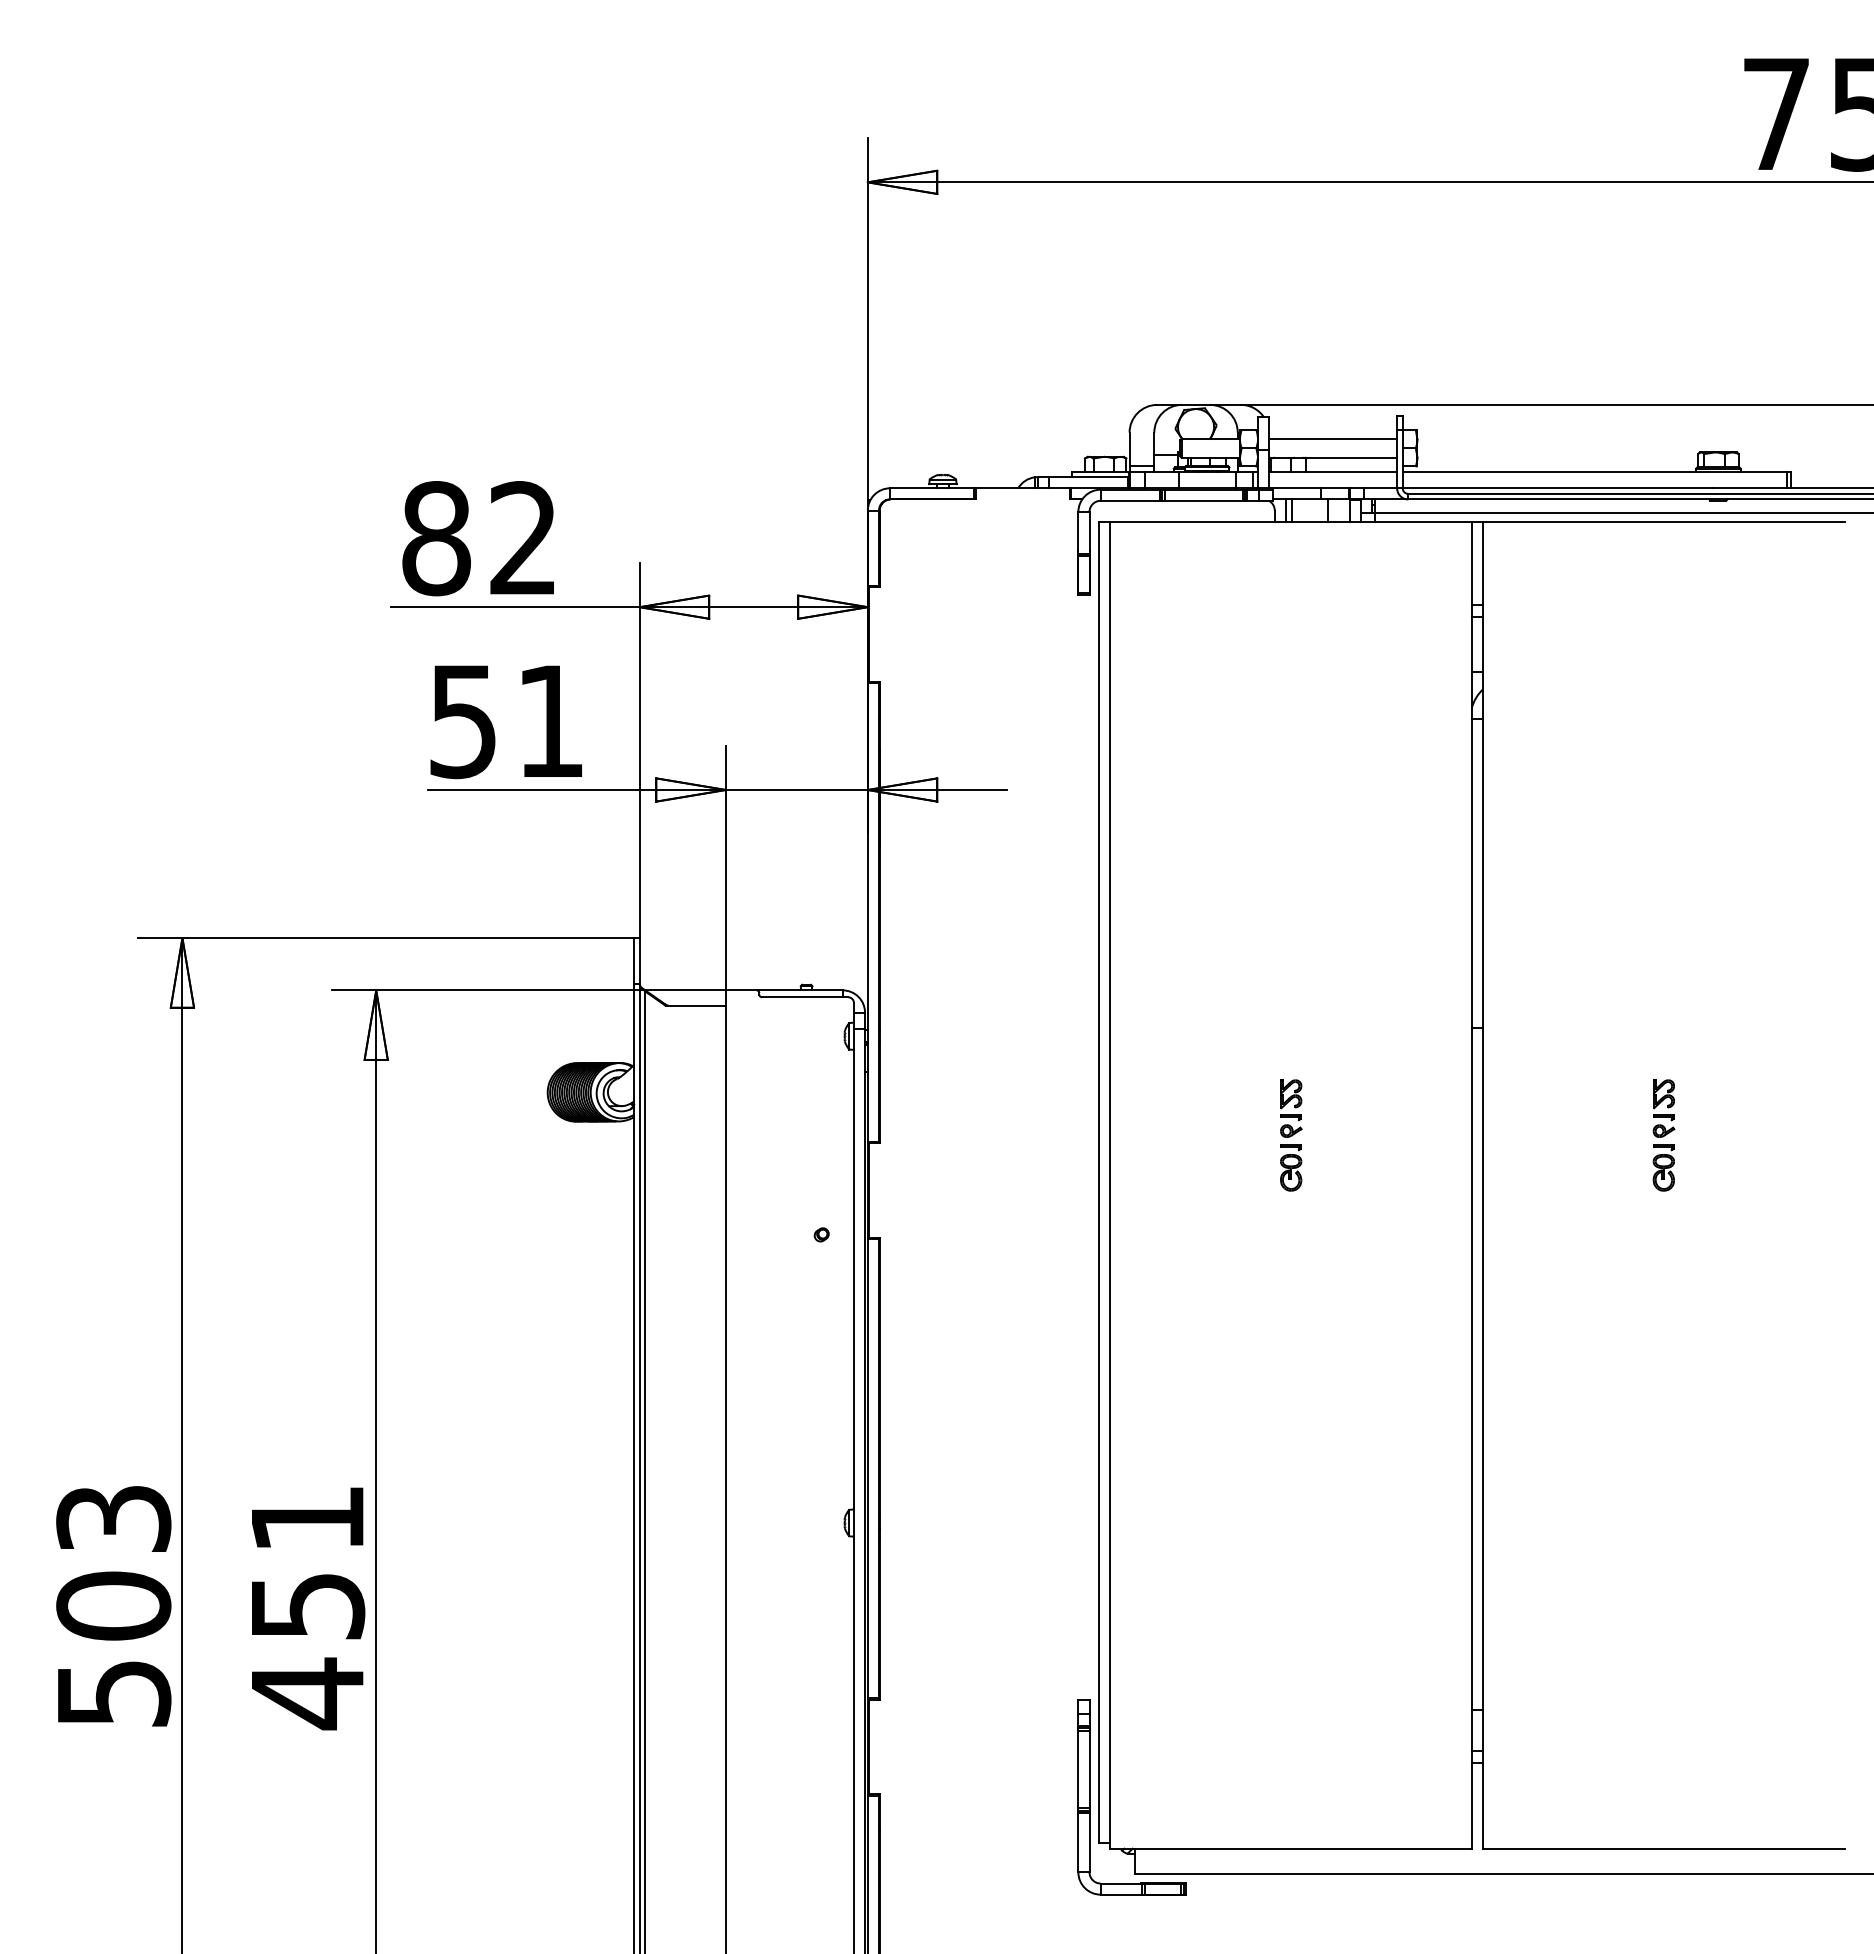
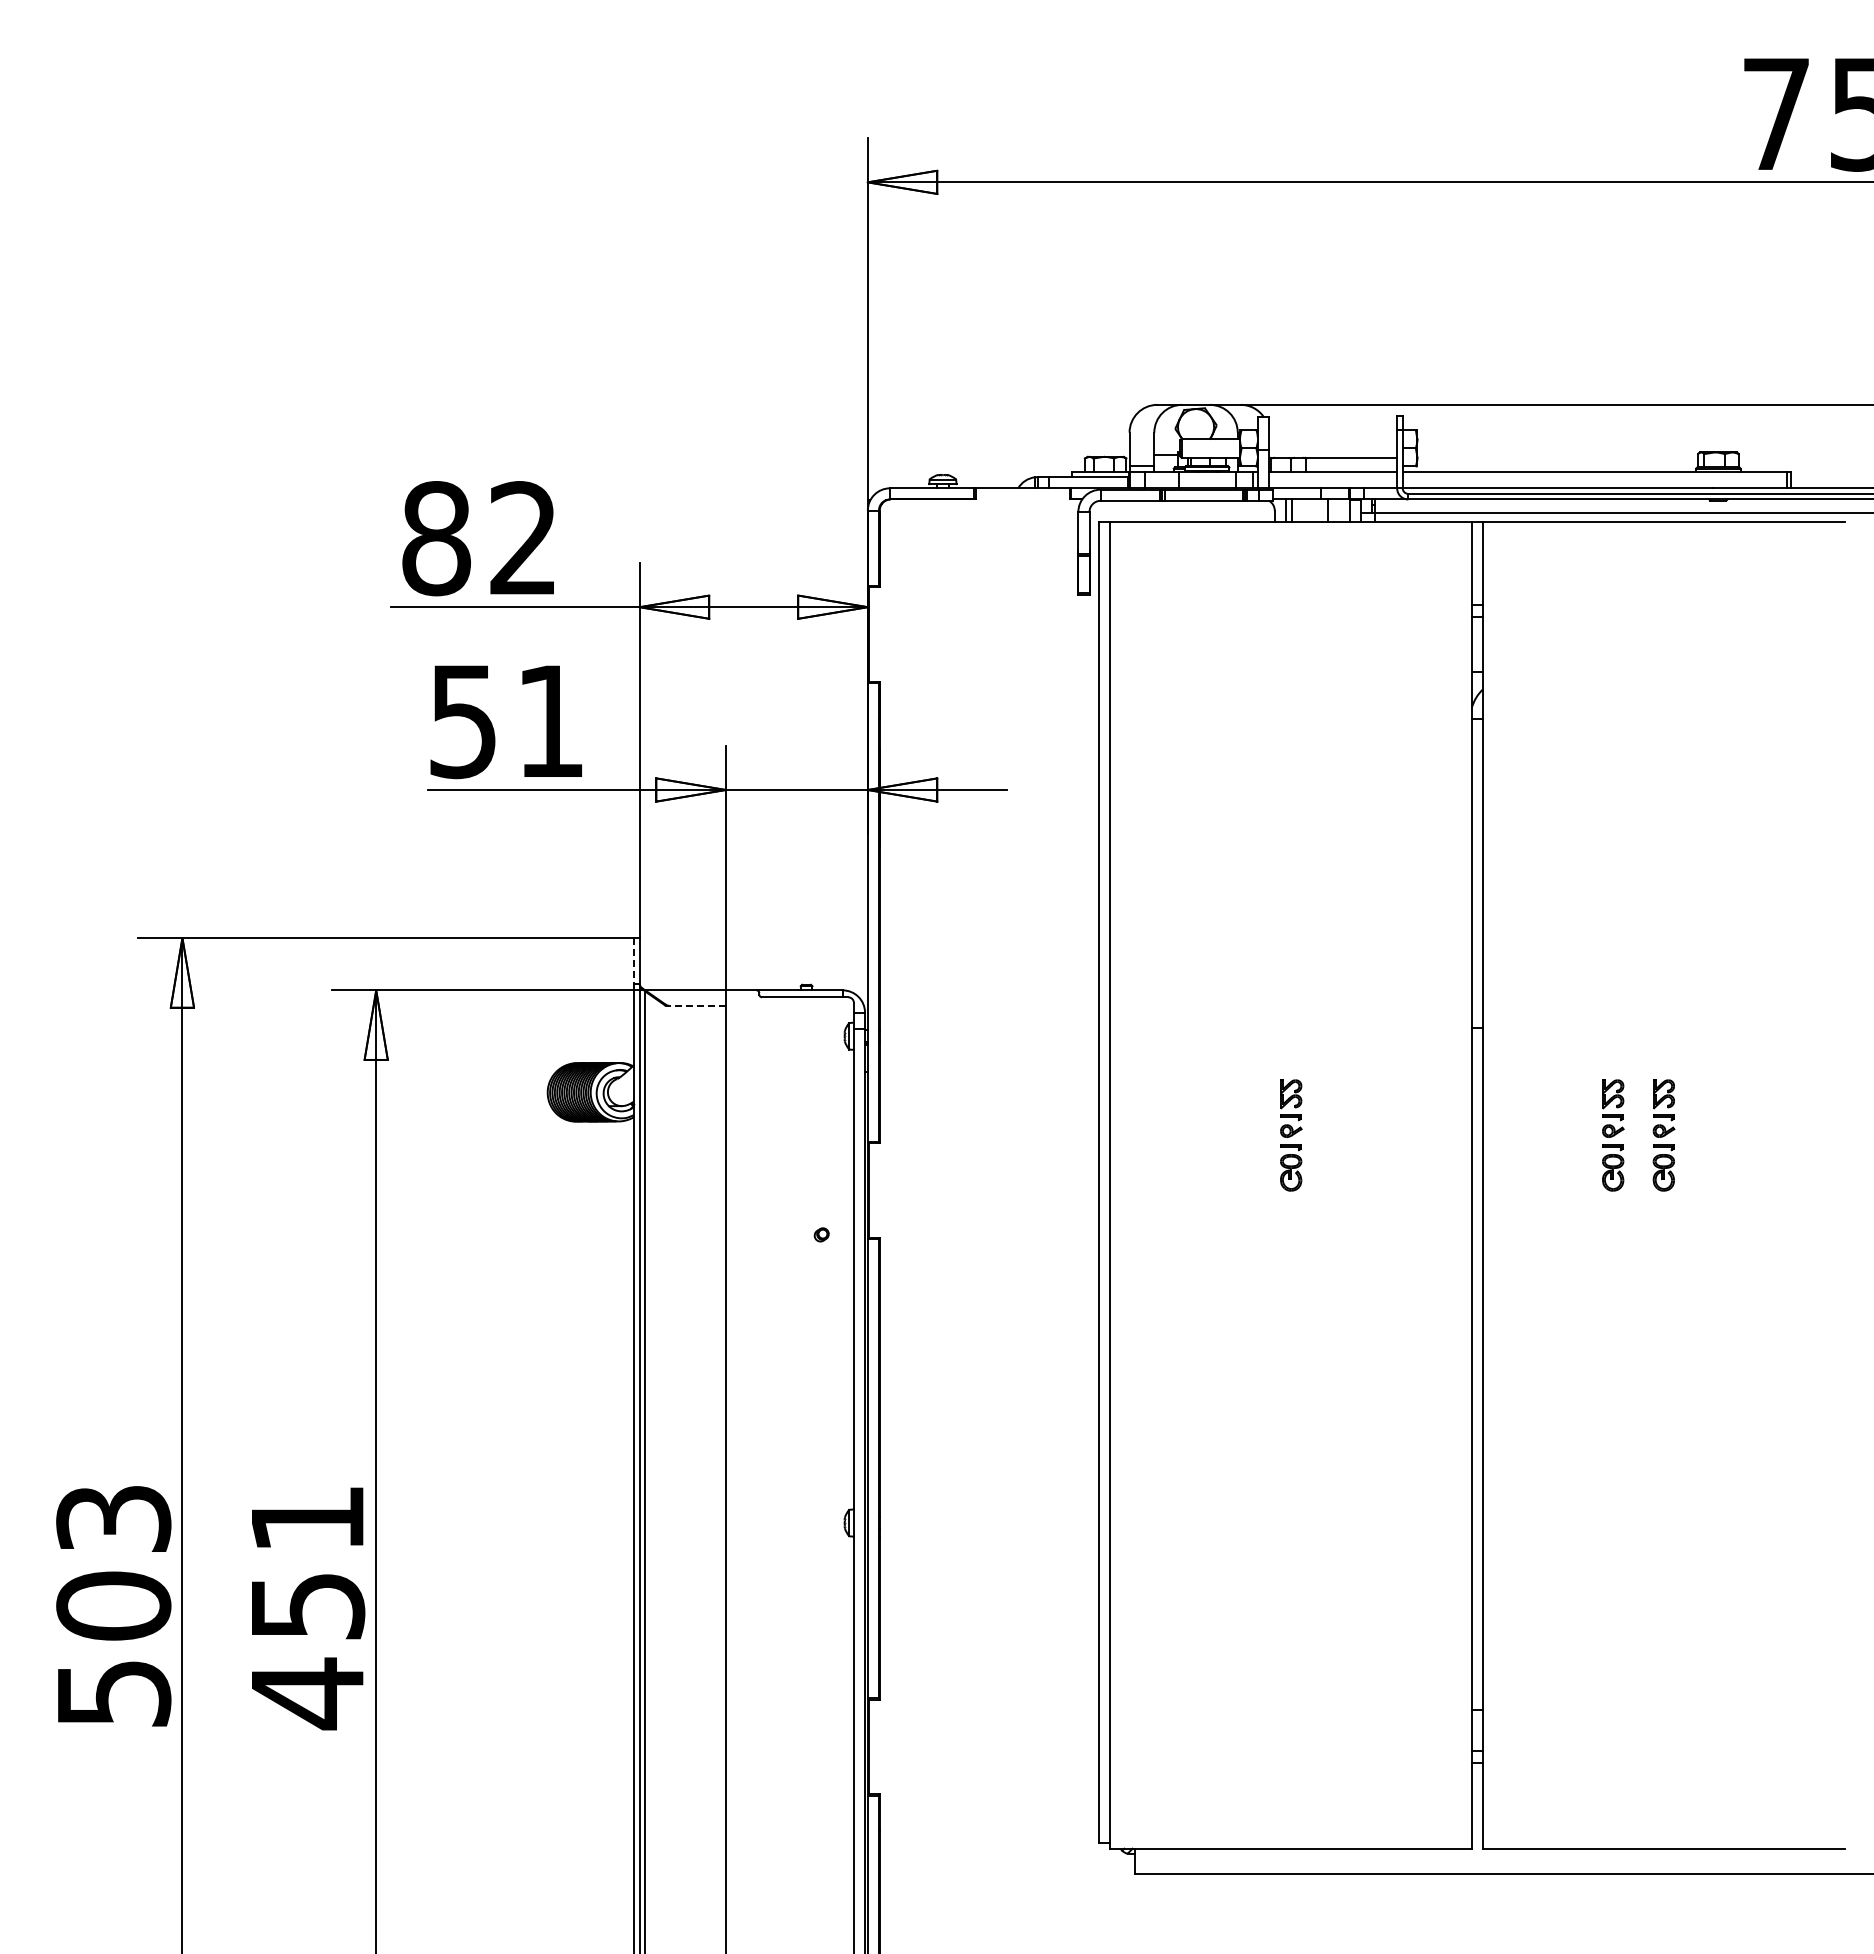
line: present -> none (1332, 438)
line: solid -> dashed (634, 960)
line: solid -> dashed (695, 1005)
part: none -> present (1613, 1135)
part: present -> none (1090, 1797)
